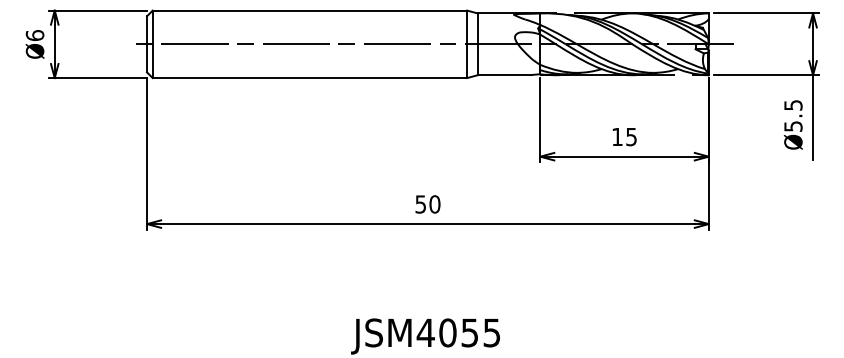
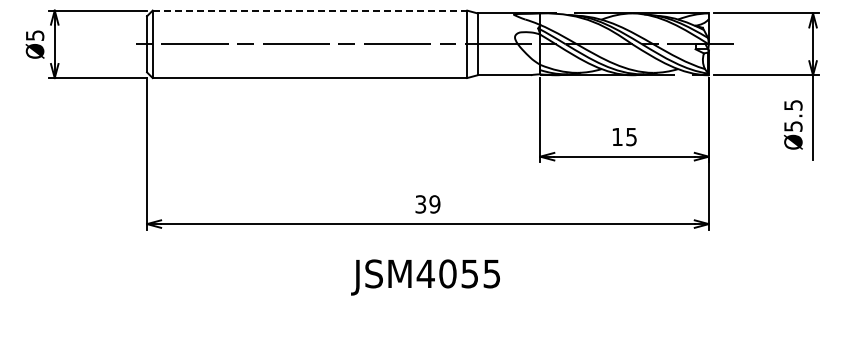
line: solid -> dashed (310, 10)
text: Ø6 -> Ø5 (34, 35)
text: 50 -> 39 (428, 204)
text position: (425, 336) -> (425, 277) (425, 277)
